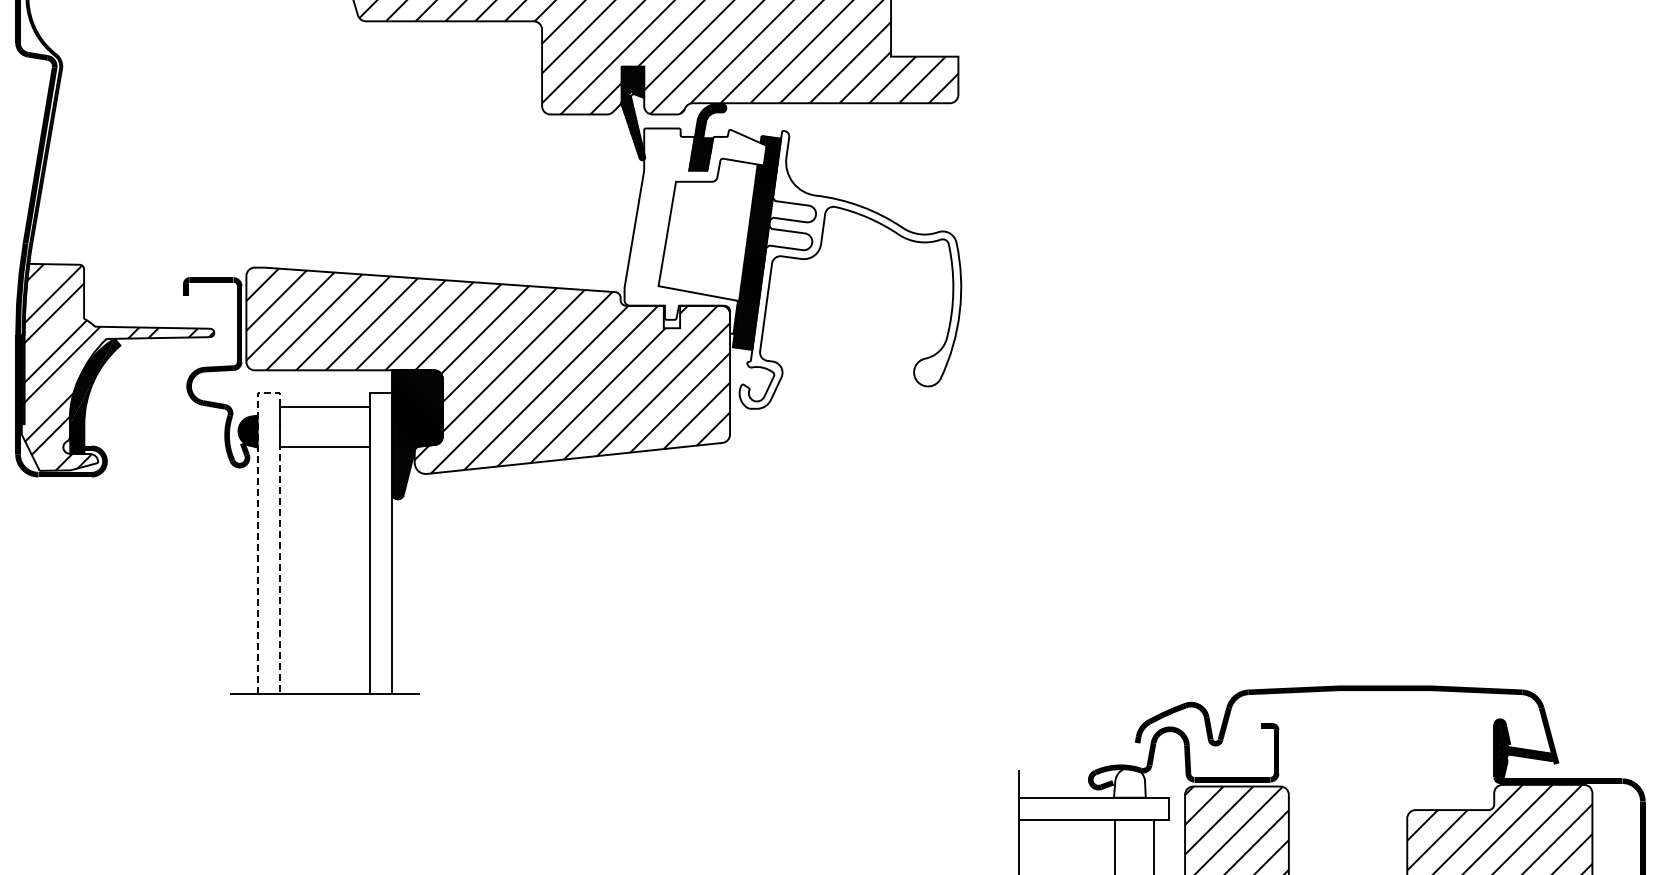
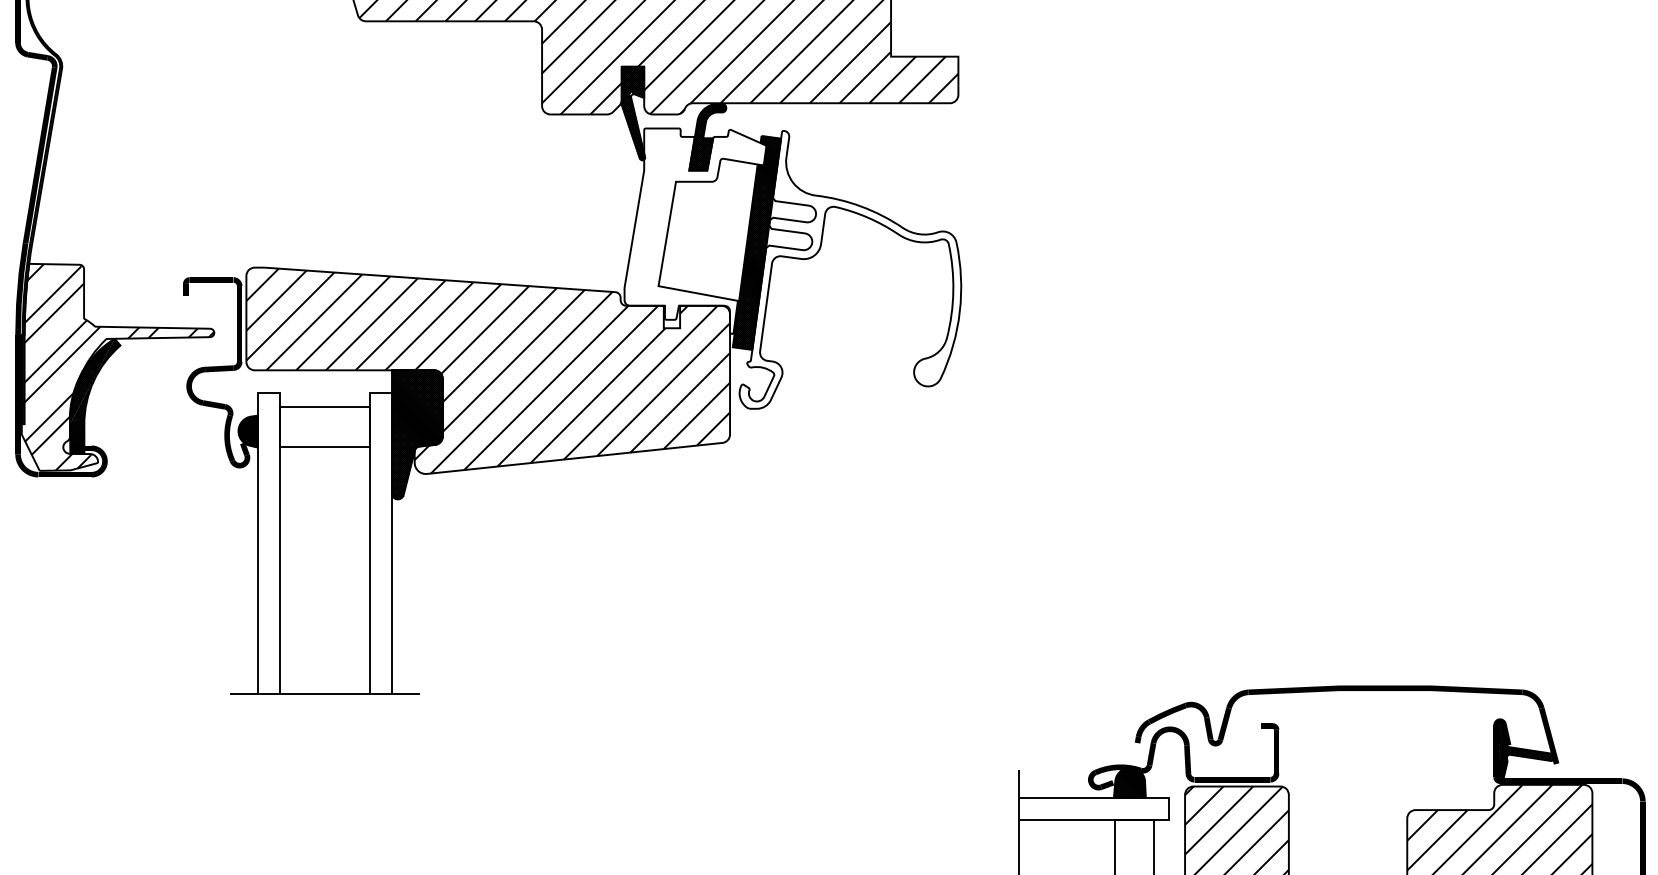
line: dashed -> solid (269, 392)
hatch: none -> present (1129, 782)
